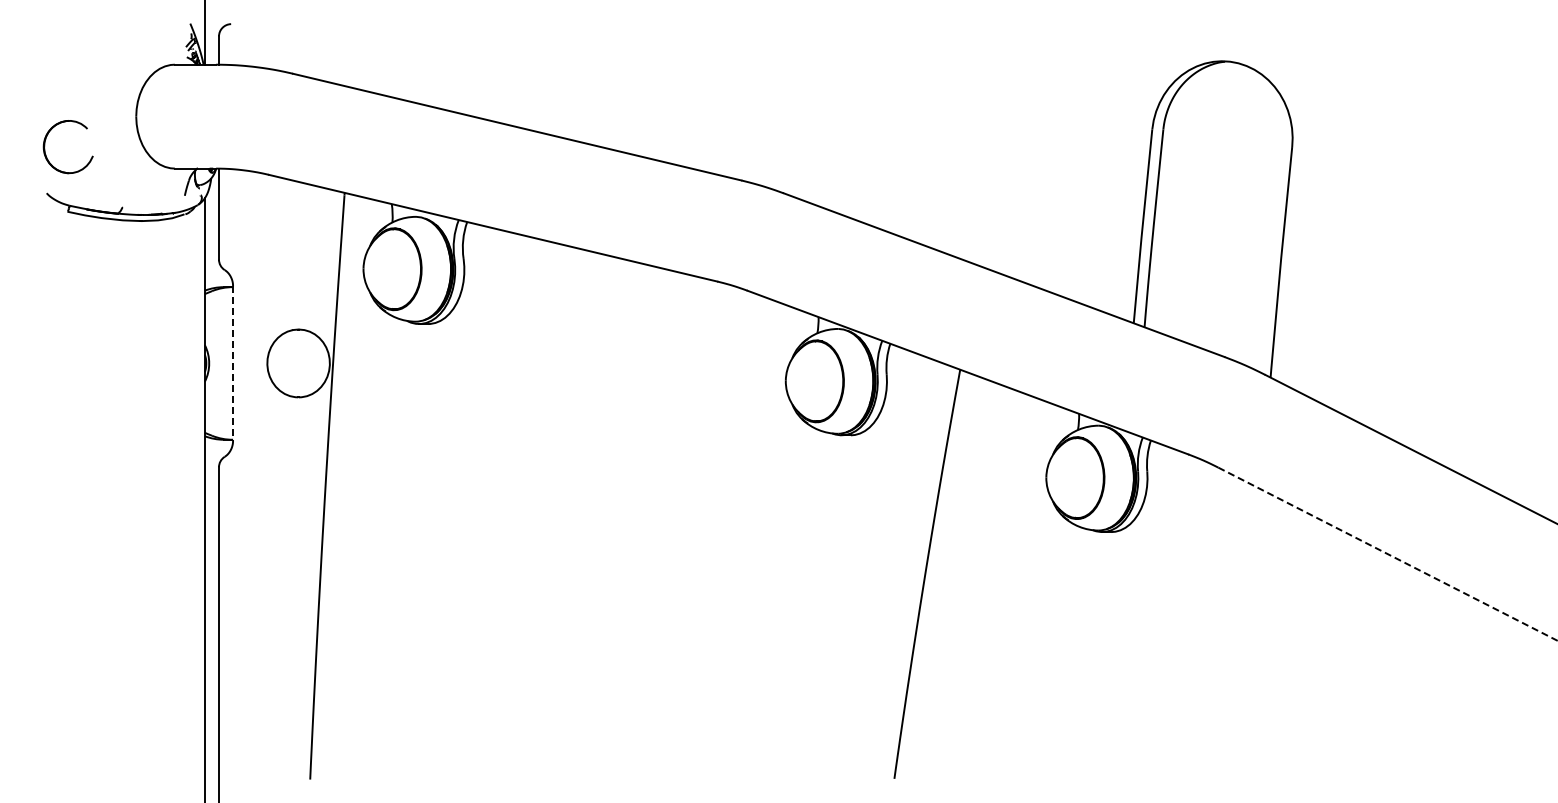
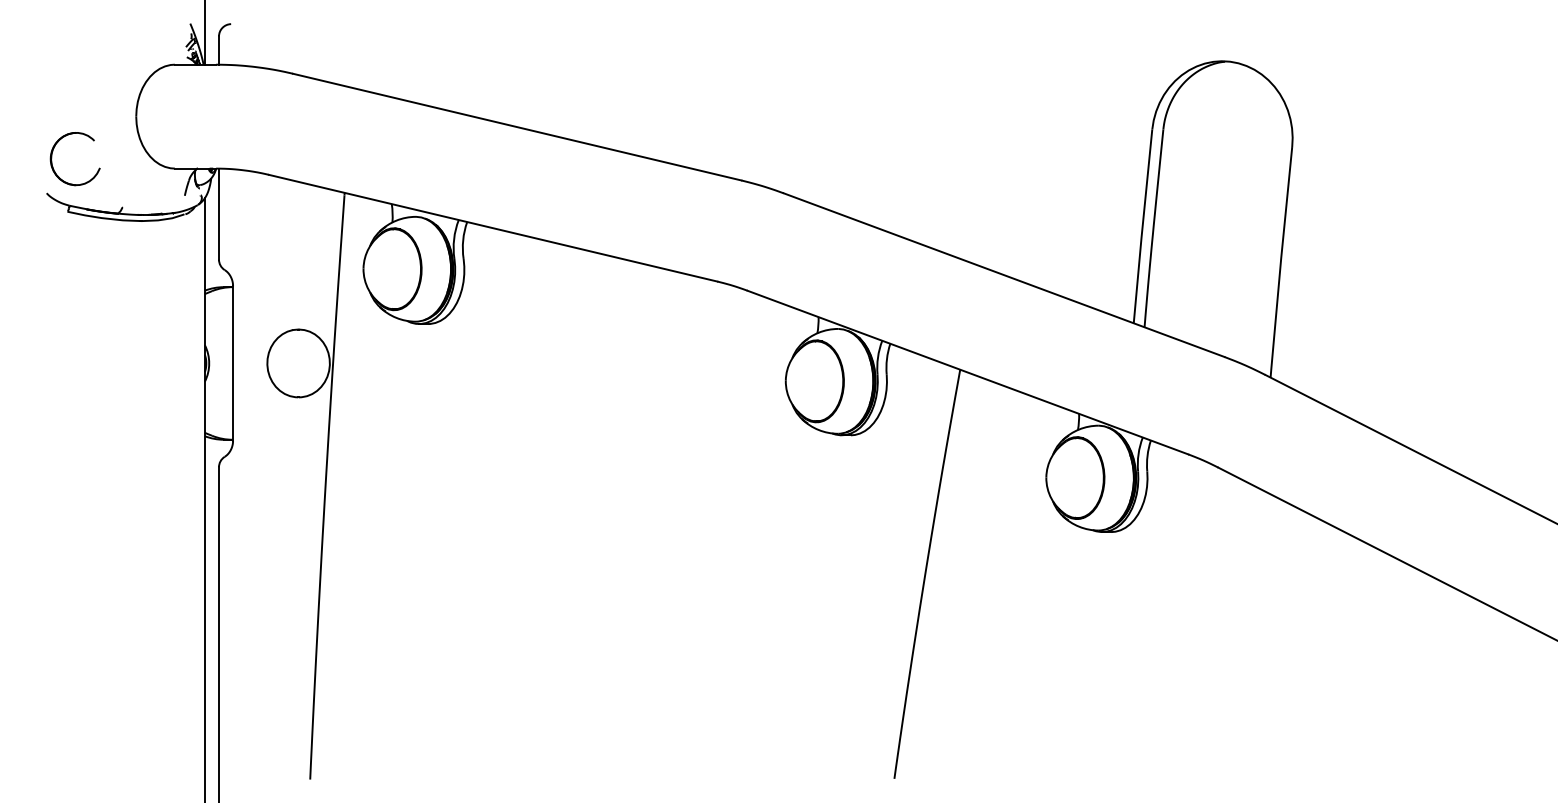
part position: (45, 146) -> (52, 158) (52, 158)
line: dashed -> solid (233, 363)
line: dashed -> solid (1388, 554)
